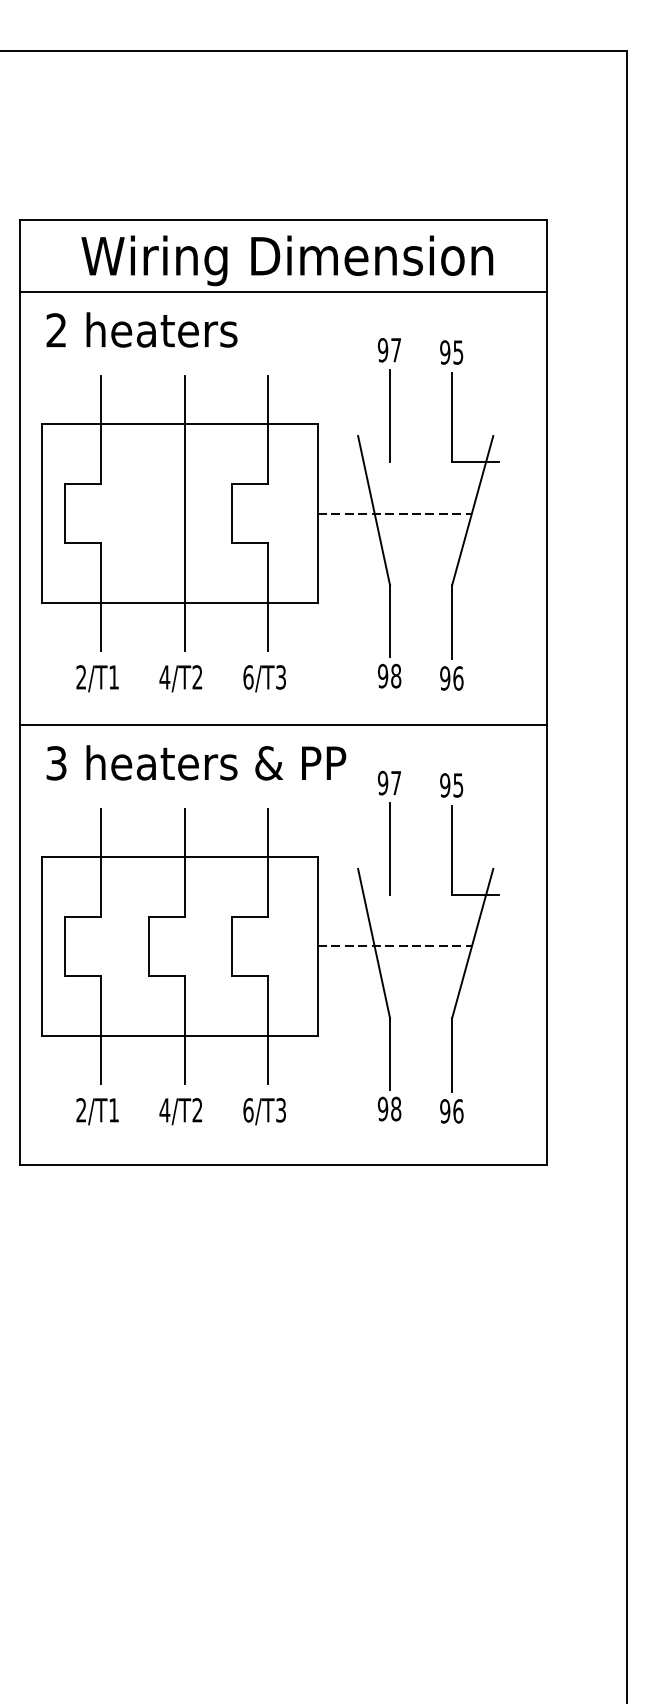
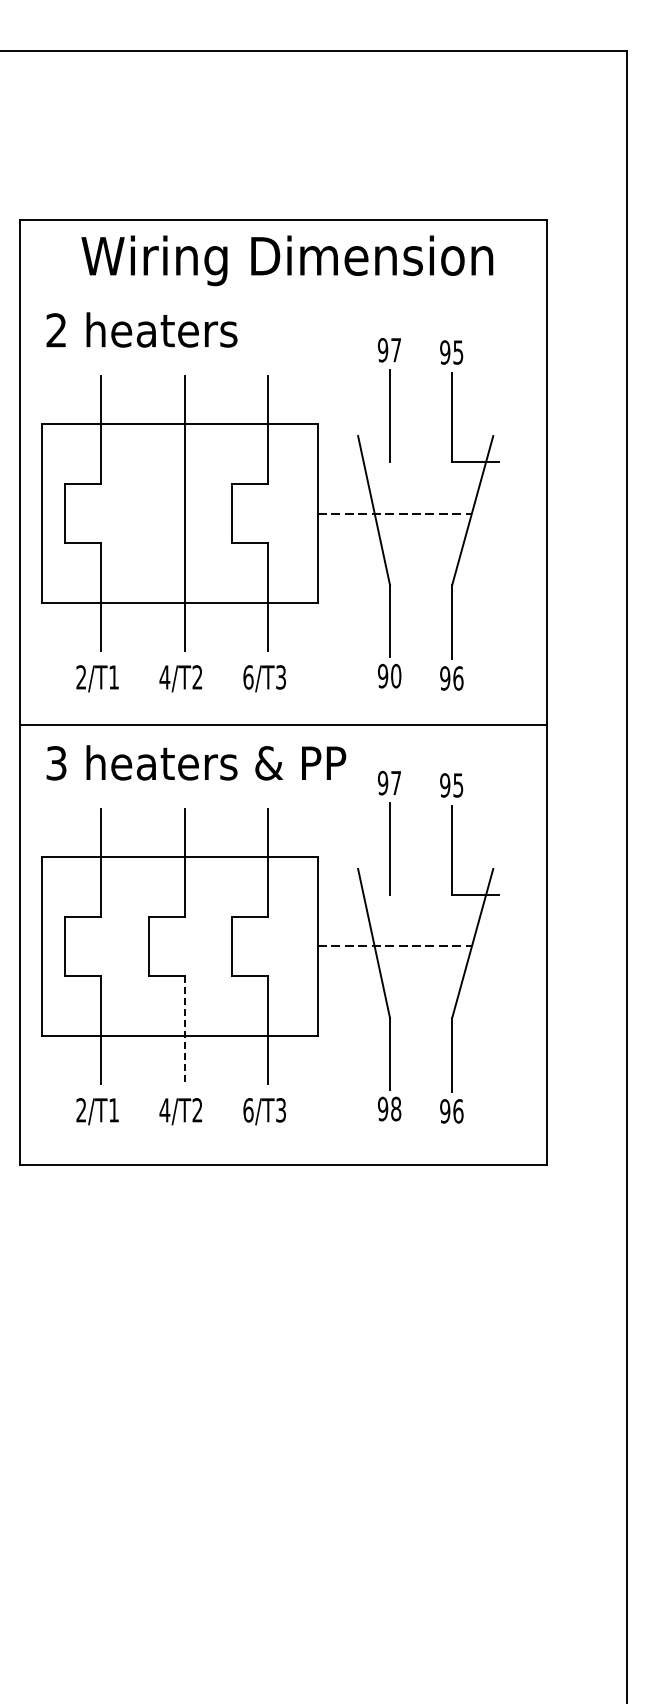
line: present -> none (282, 292)
text: 98 -> 90 (396, 676)
line: solid -> dashed (184, 1030)
